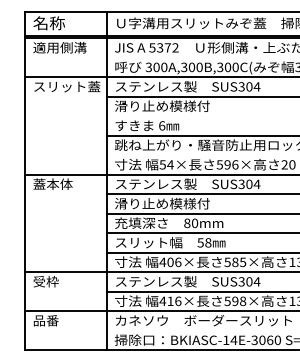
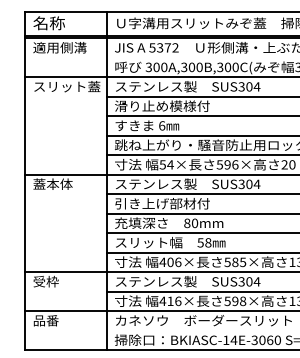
line: none -> present (201, 116)
line: none -> present (201, 155)
text: 滑り止め模様付 -> 引き上げ部材付 (155, 203)
